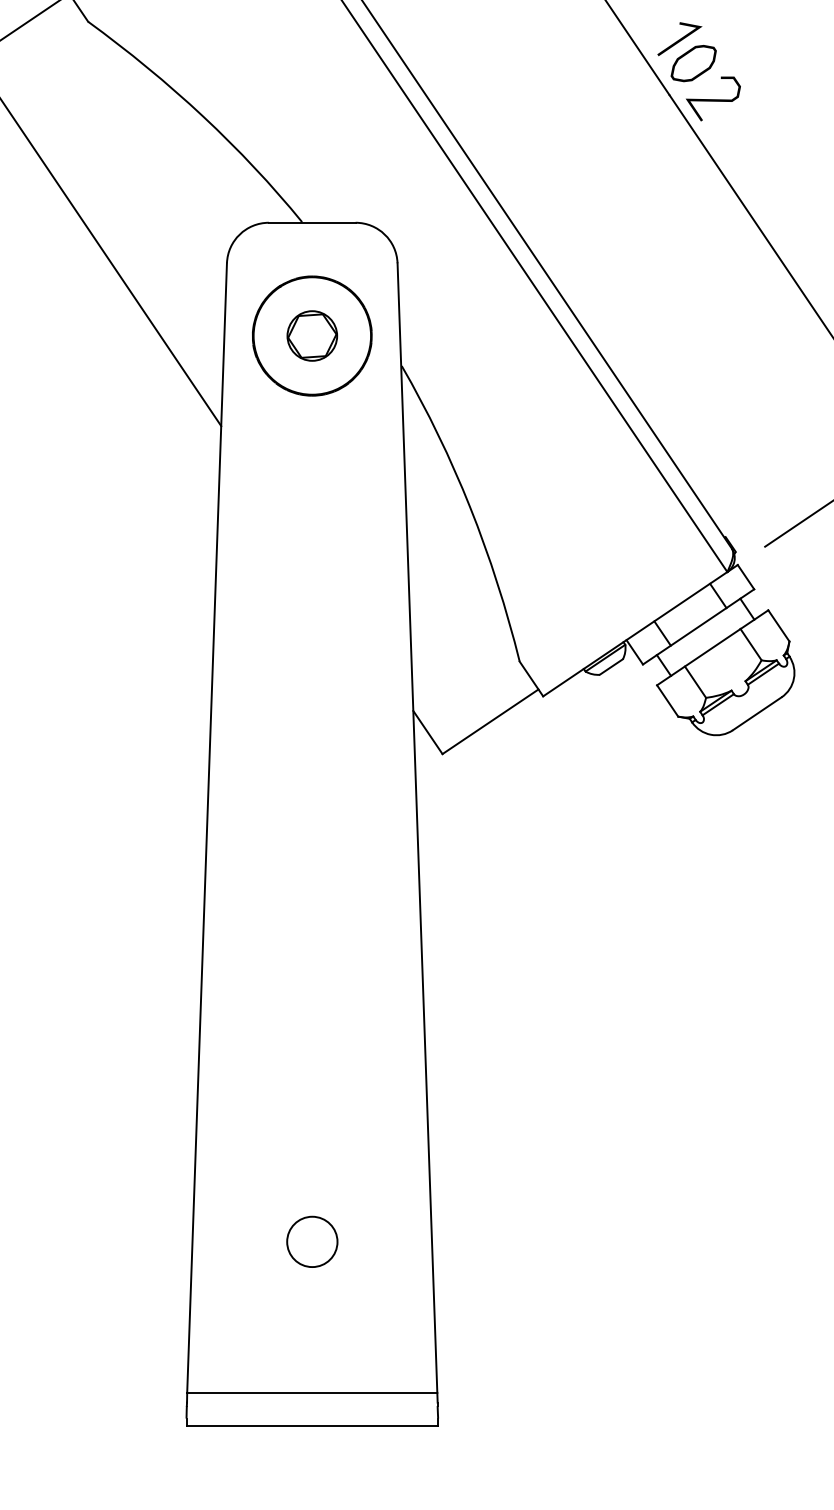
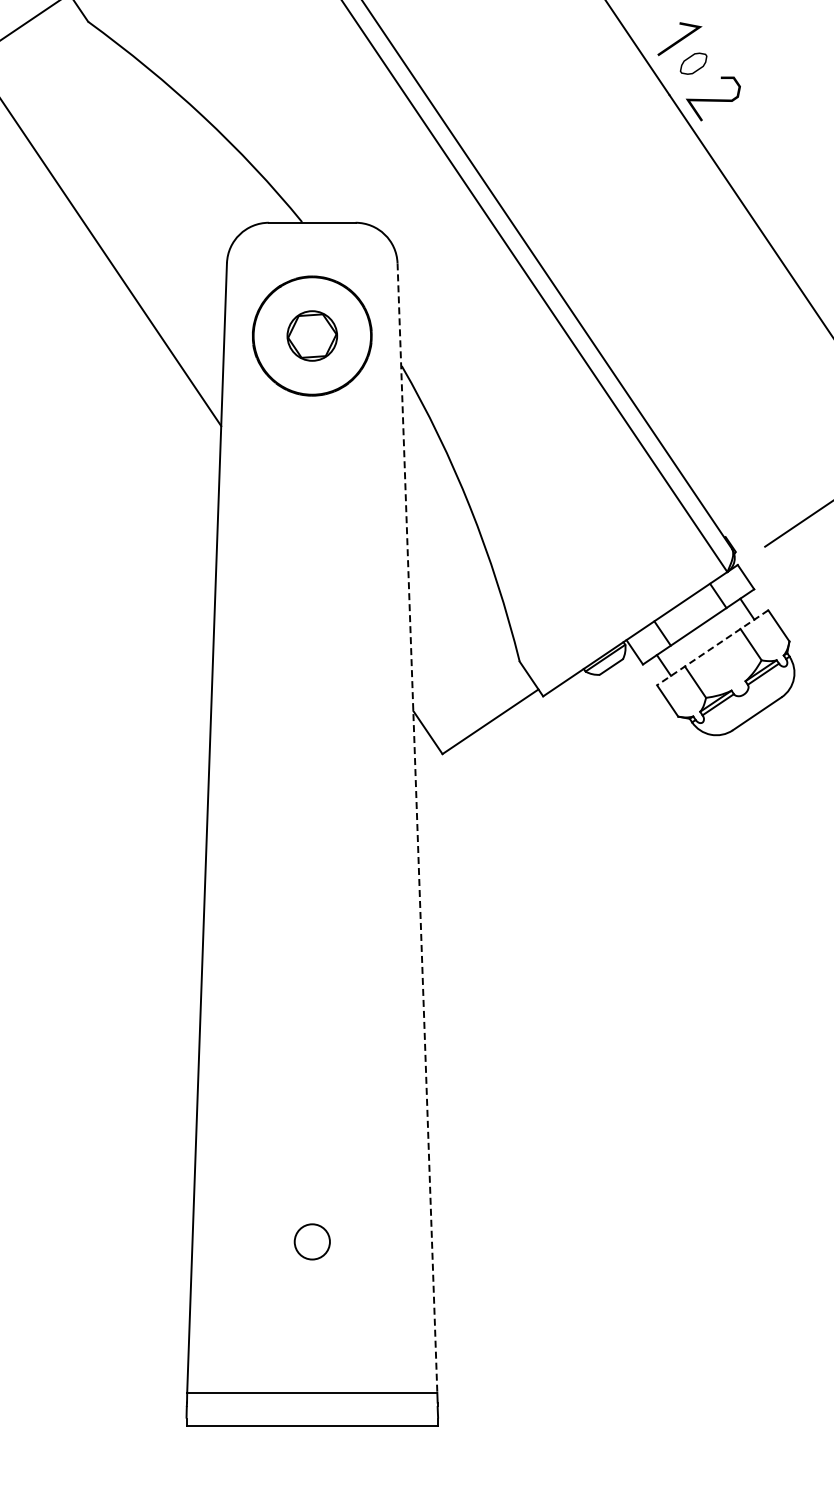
part size: 47x38 px -> 29x23 px (693, 63)
line: solid -> dashed (712, 648)
line: solid -> dashed (417, 828)
circle diameter: 50 px -> 35 px (311, 1241)
